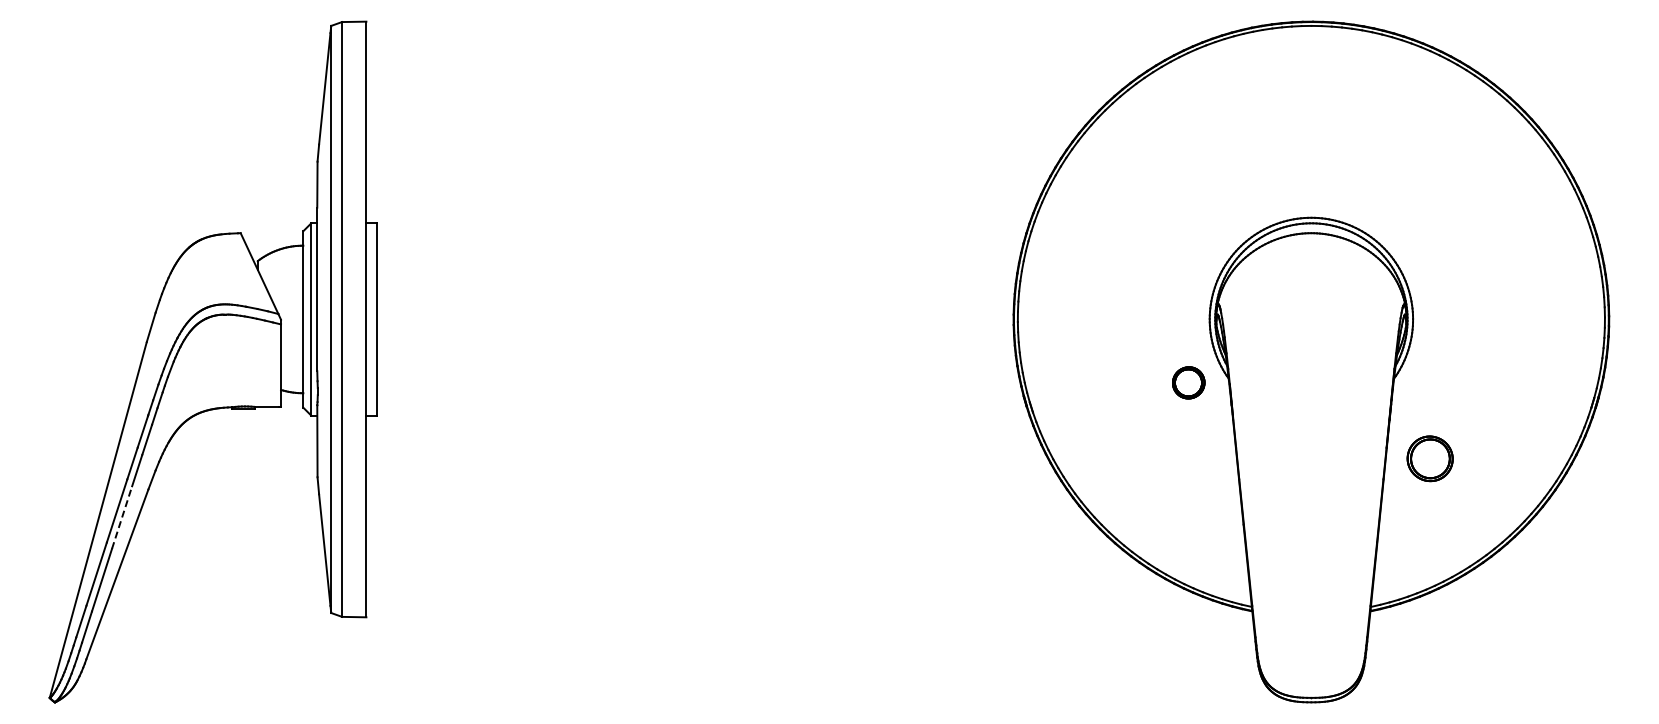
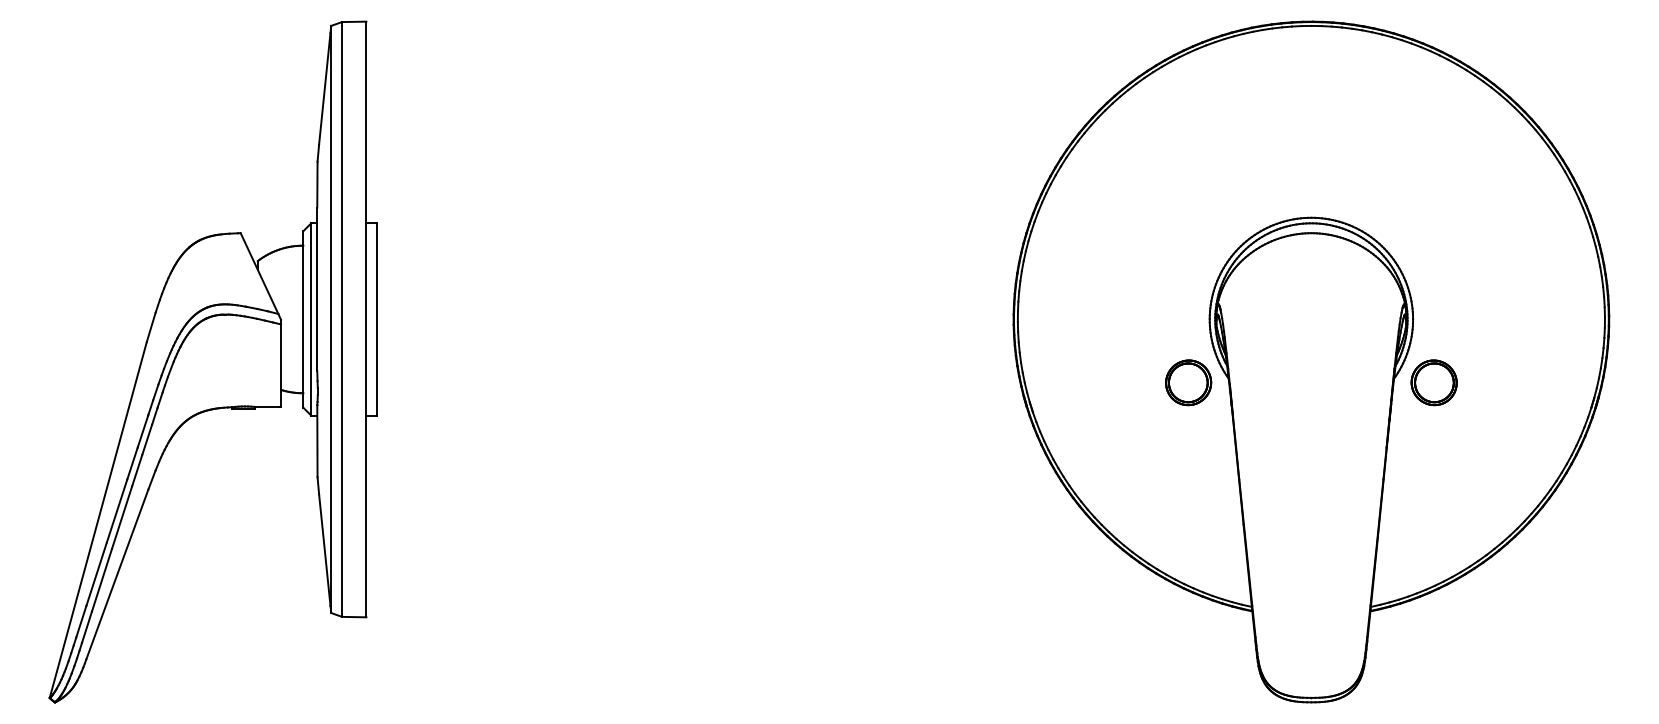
part size: 34x34 px -> 48x48 px (1188, 382)
part position: (1429, 458) -> (1433, 382) (1433, 382)
line: dashed -> solid (122, 517)
